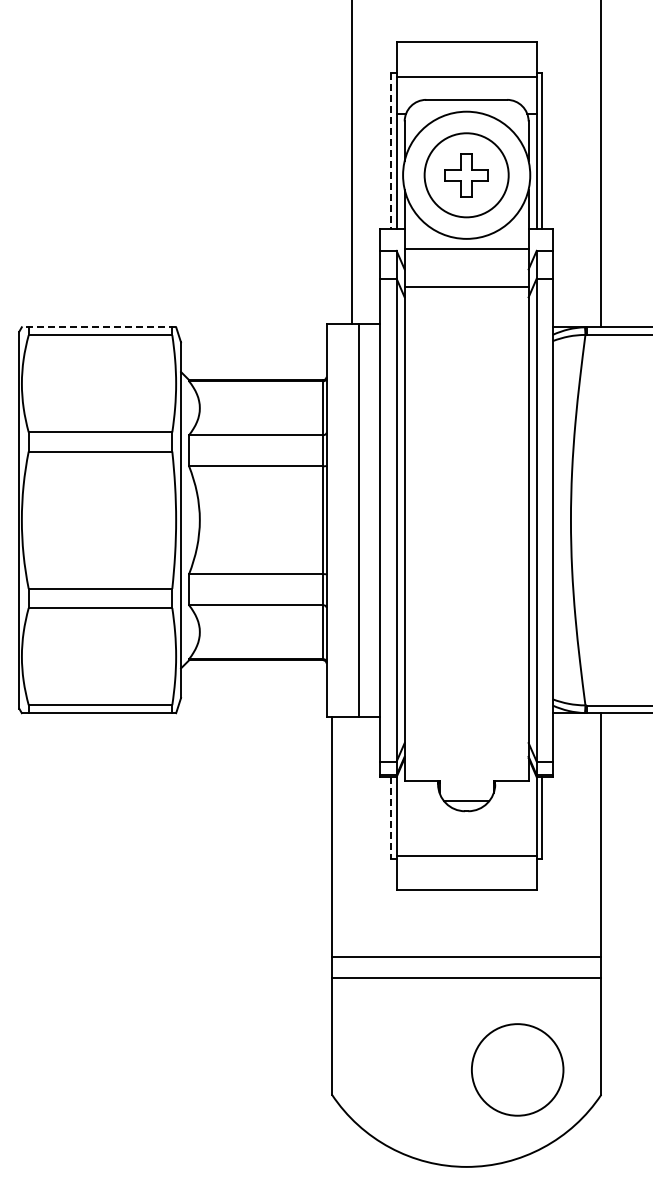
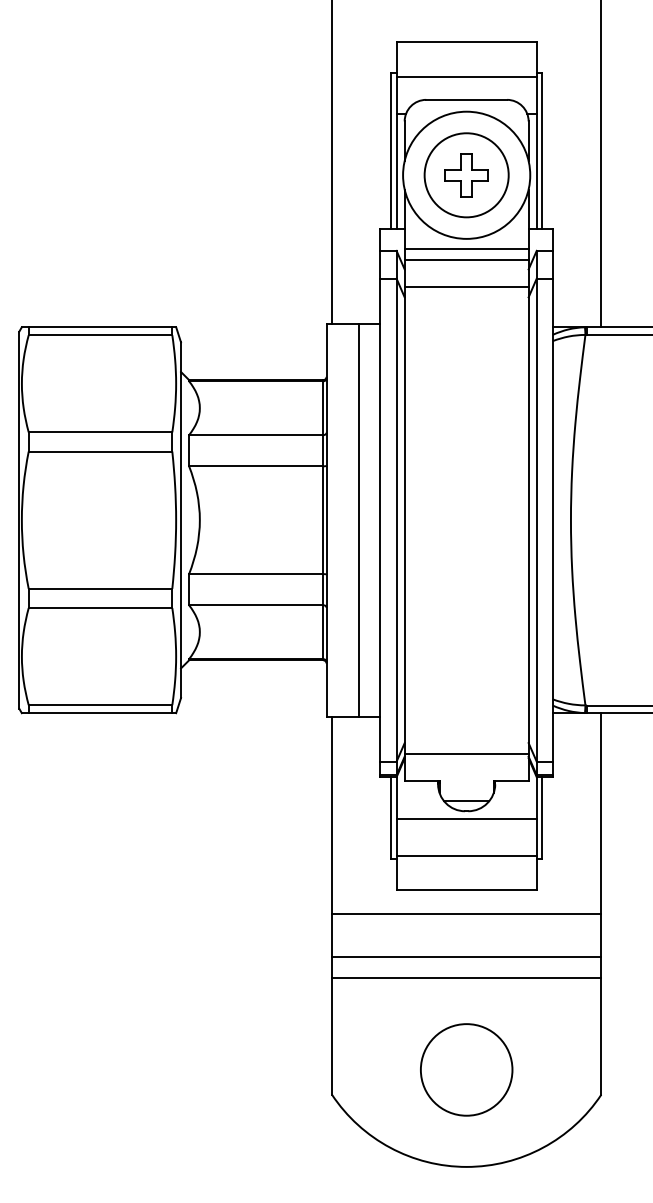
line: dashed -> solid (391, 151)
line position: (351, 162) -> (331, 162) (331, 162)
line: none -> present (466, 260)
line: dashed -> solid (98, 327)
line: none -> present (466, 753)
line: dashed -> solid (391, 818)
line: none -> present (466, 818)
line: none -> present (466, 913)
circle position: (517, 1069) -> (466, 1069) (466, 1069)
